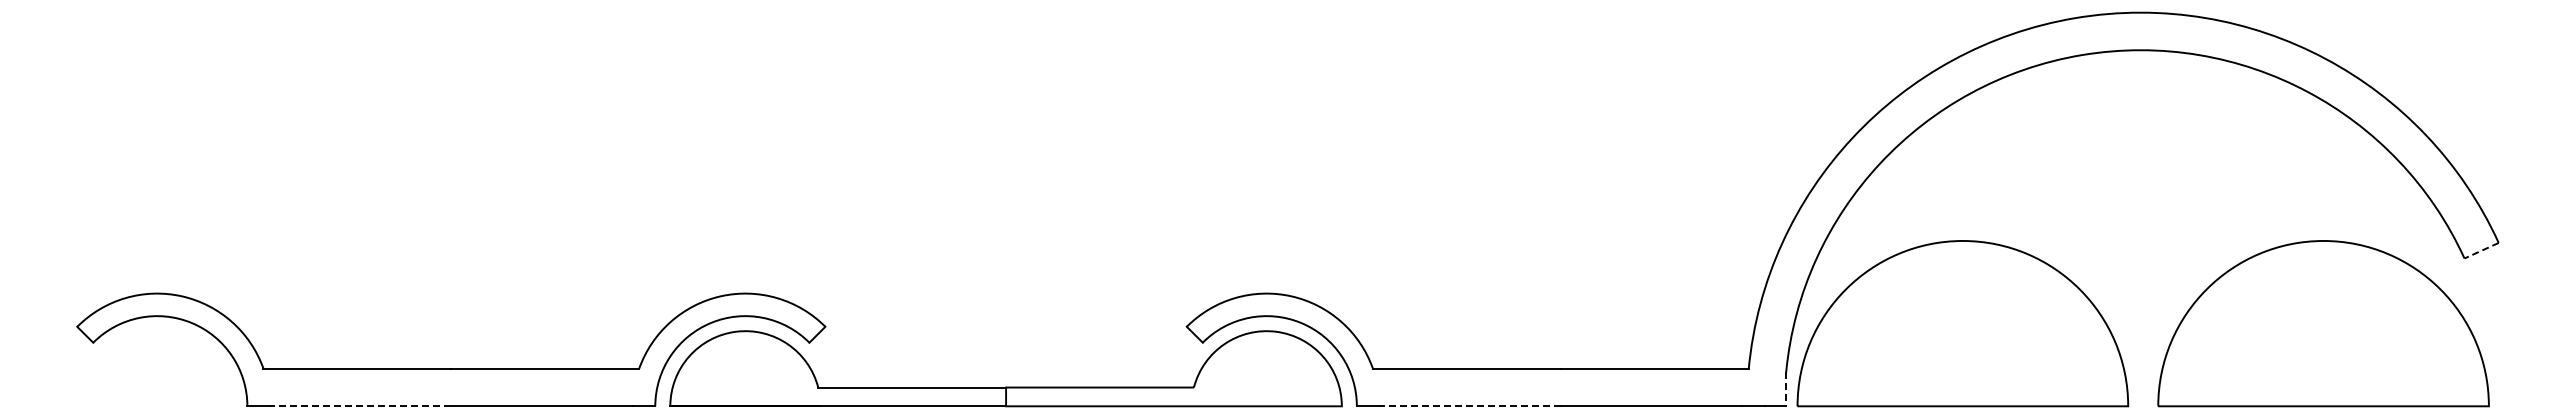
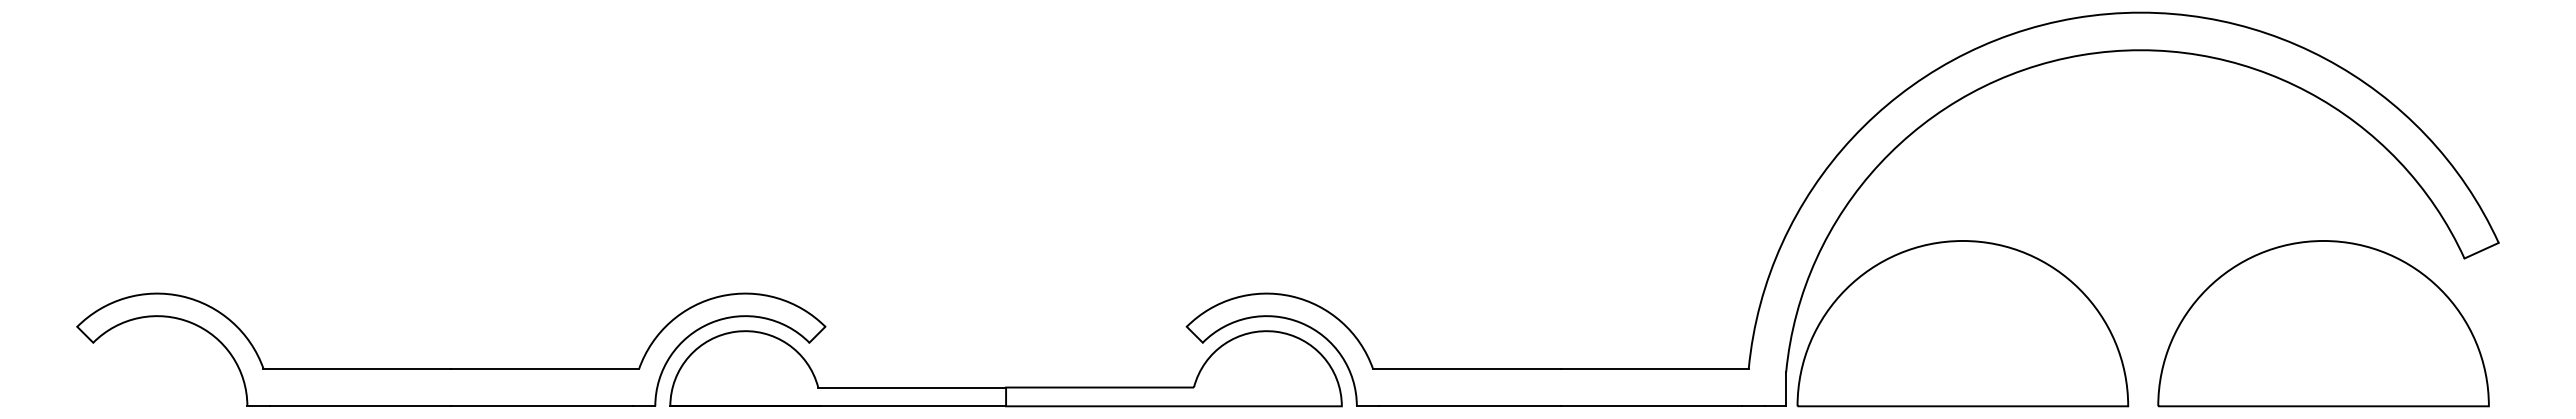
line: dashed -> solid (2481, 250)
line: dashed -> solid (1786, 389)
line: dashed -> solid (360, 406)
line: dashed -> solid (1470, 406)
